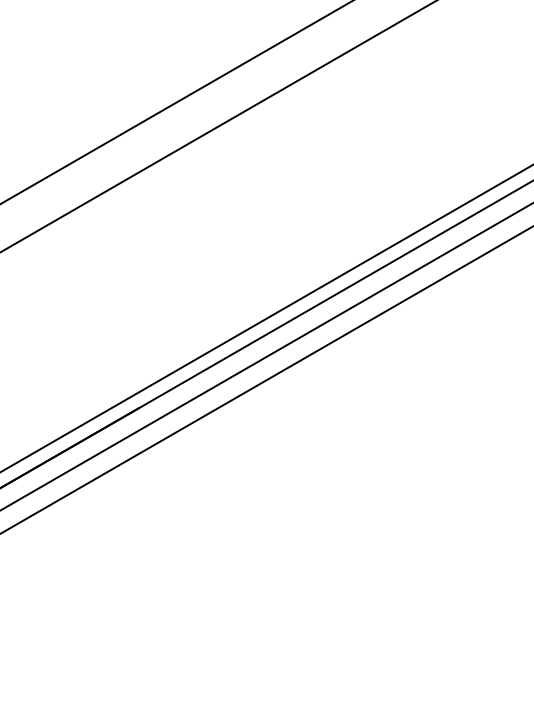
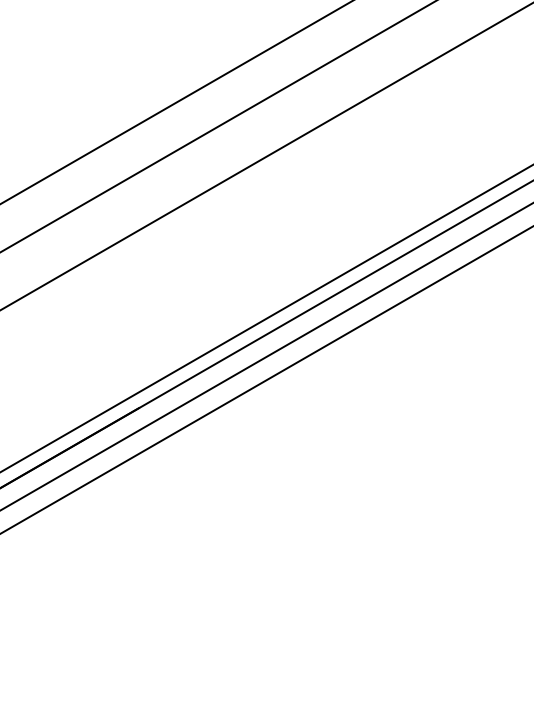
line: none -> present (266, 156)
